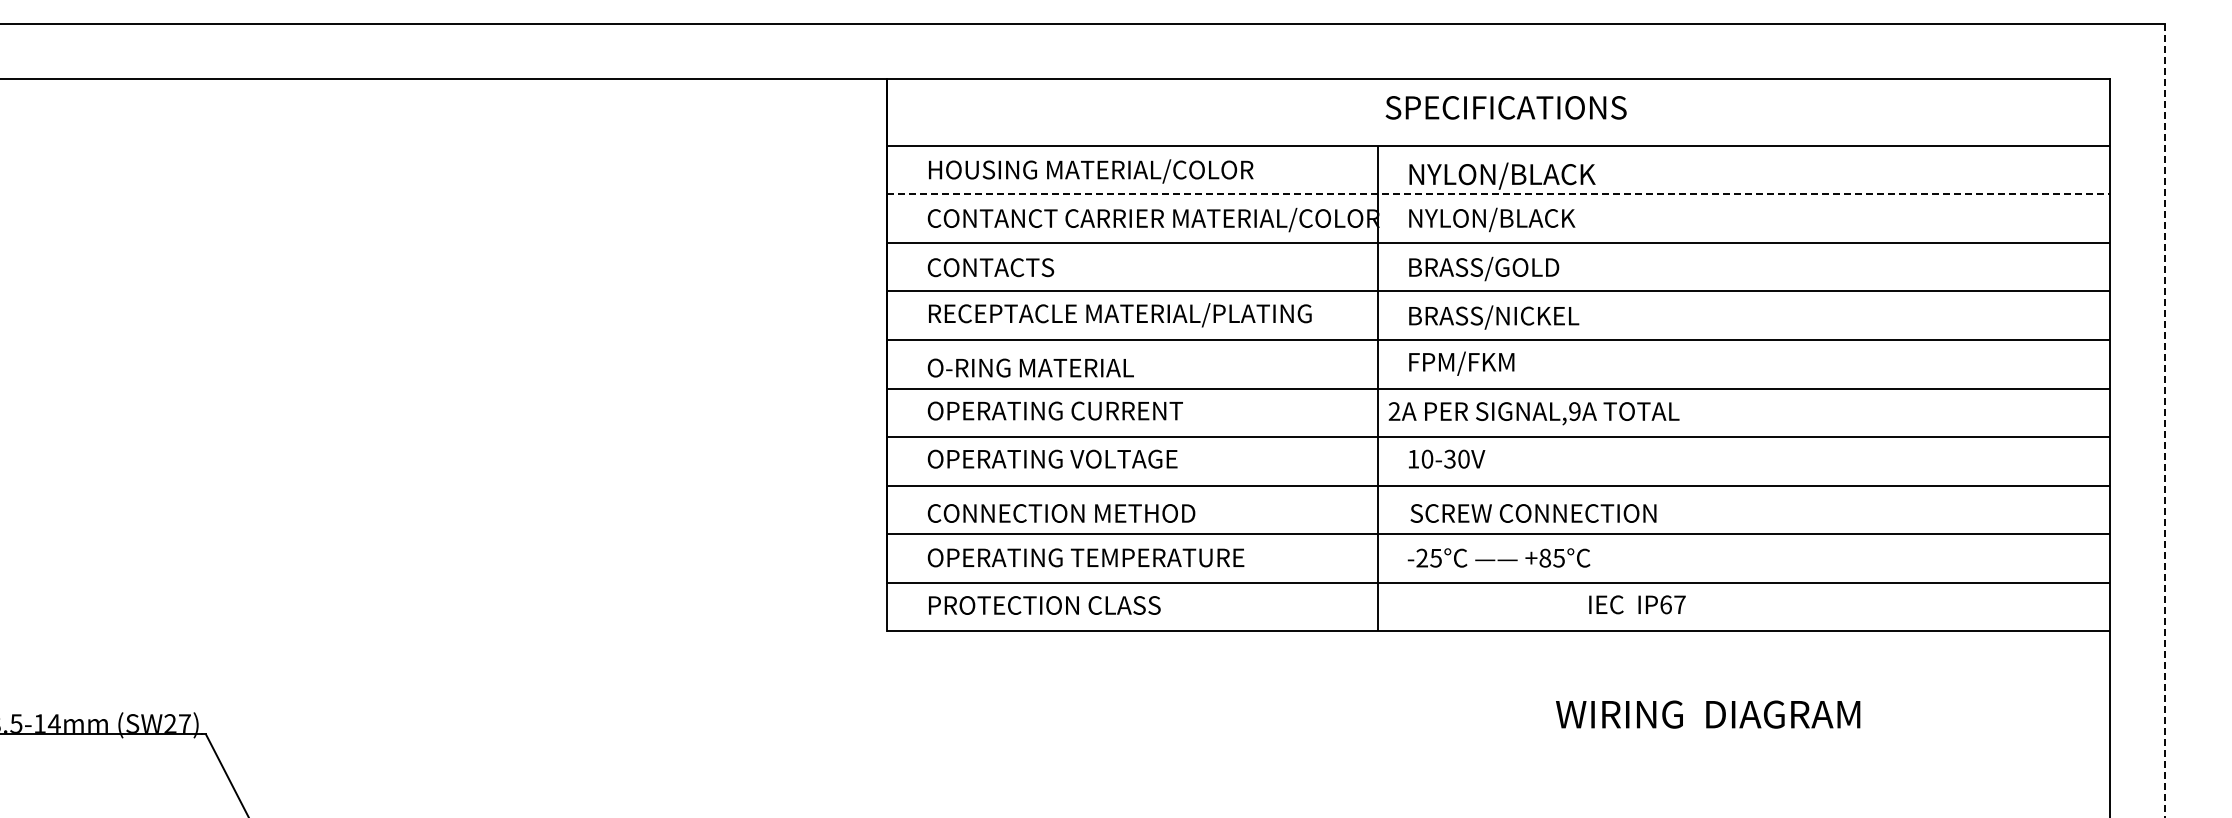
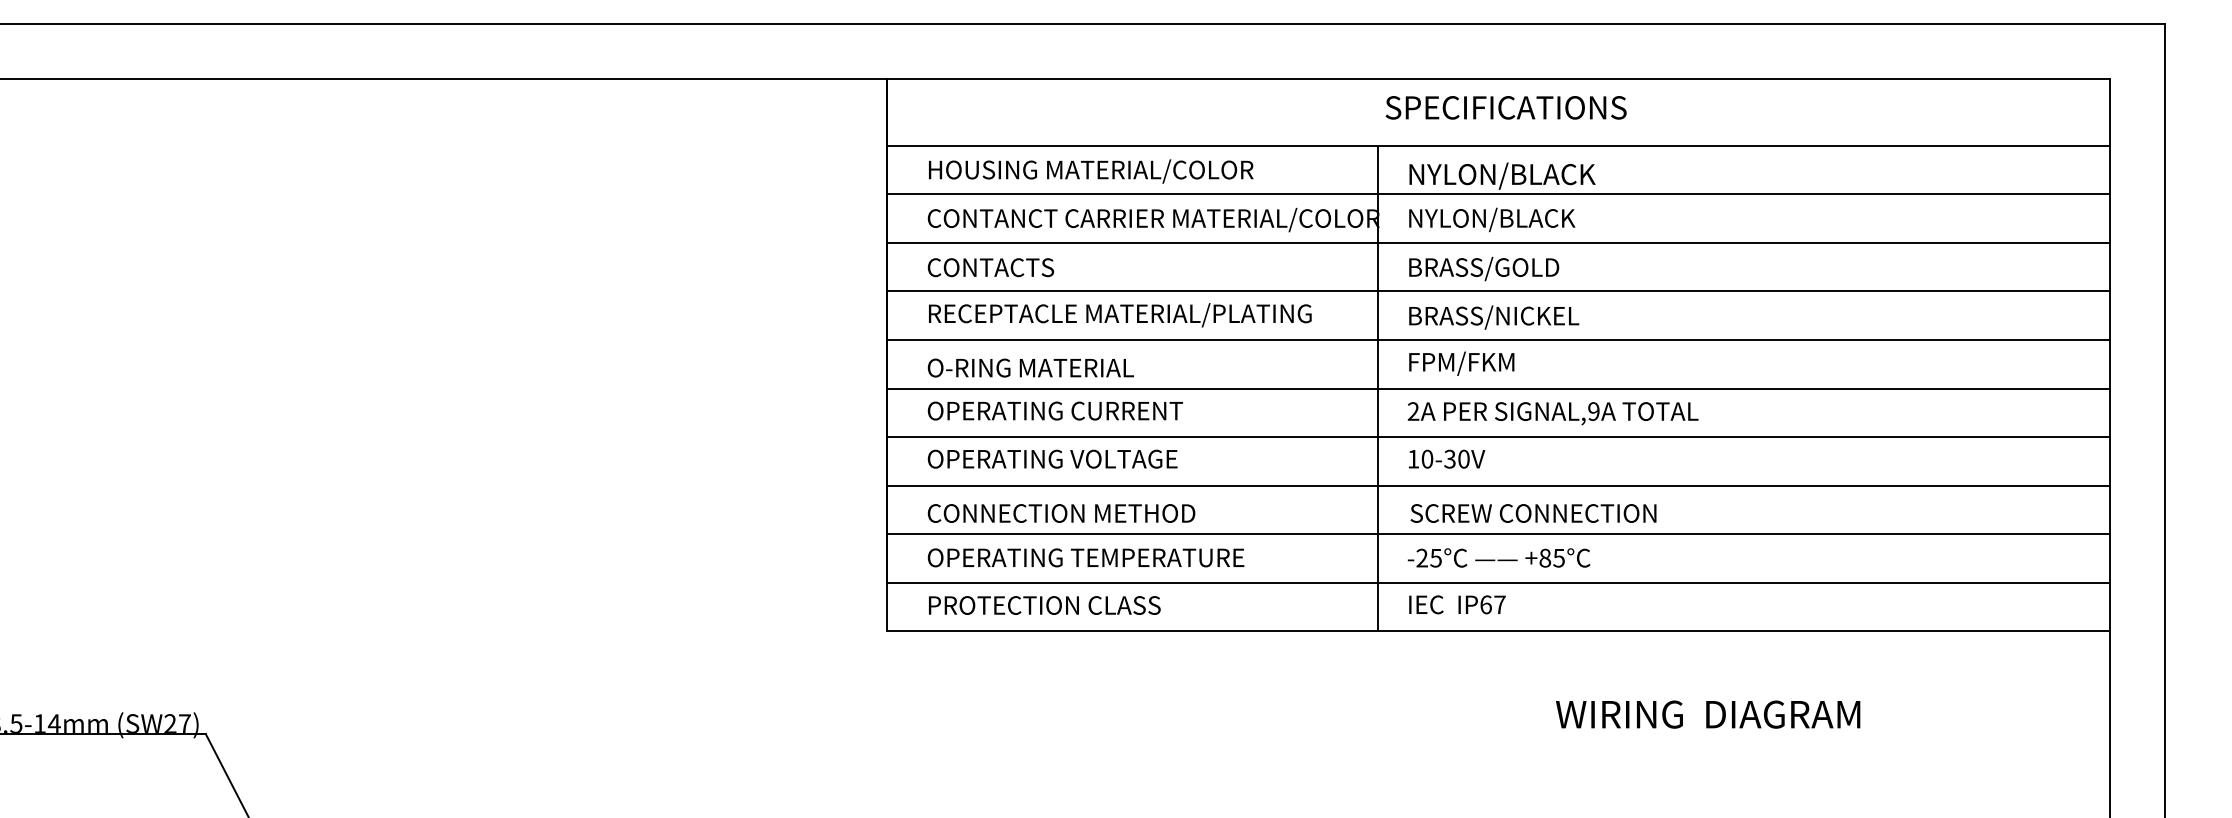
line: dashed -> solid (1498, 194)
text position: (1533, 413) -> (1552, 413) (1552, 413)
line: dashed -> solid (2165, 421)
text position: (1637, 604) -> (1457, 604) (1457, 604)
